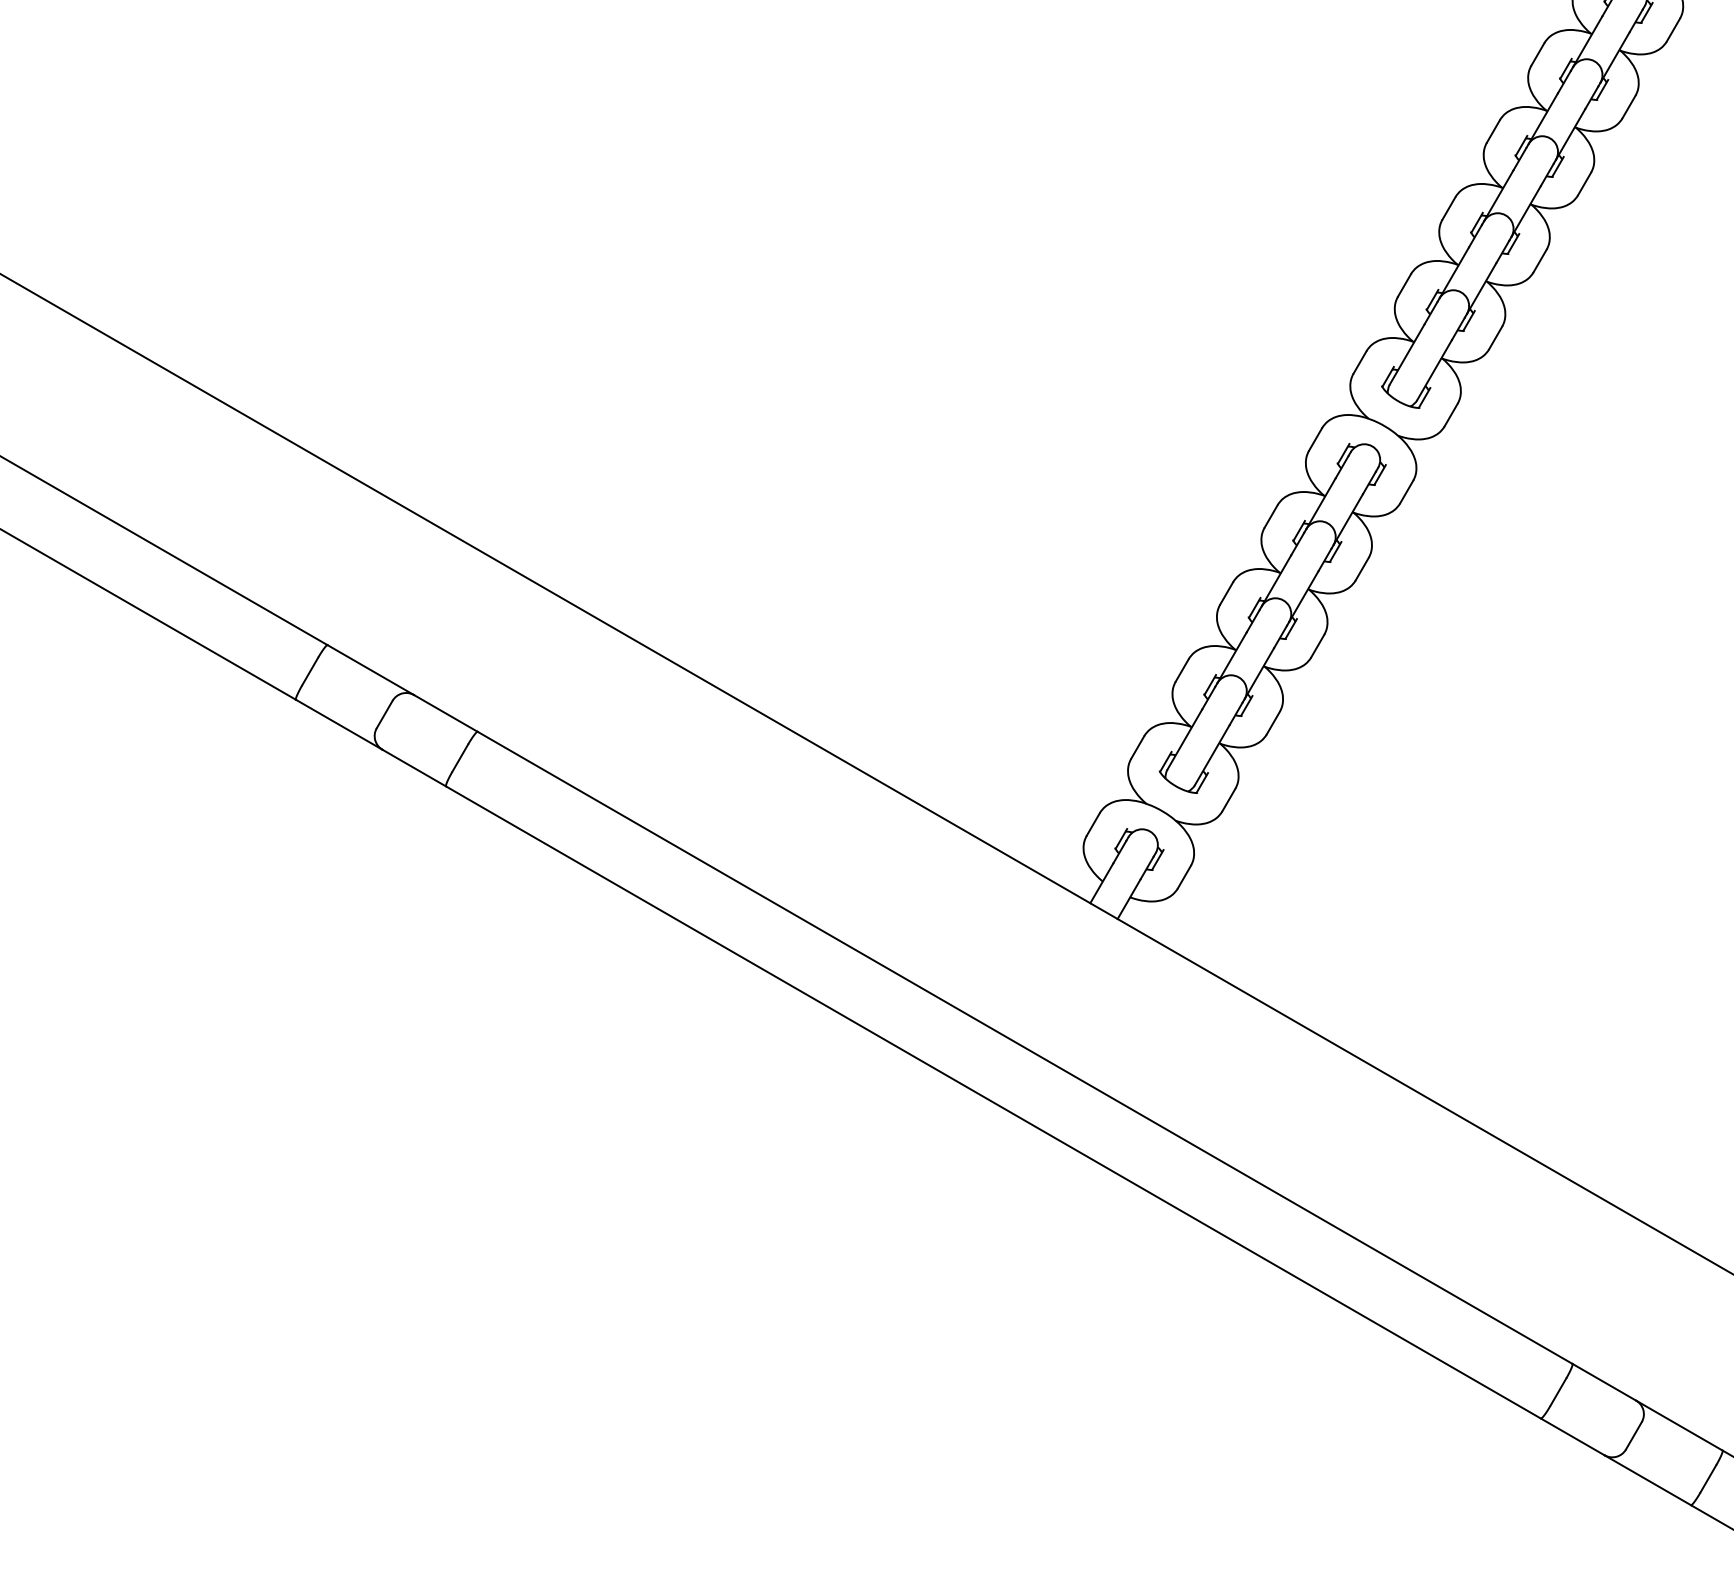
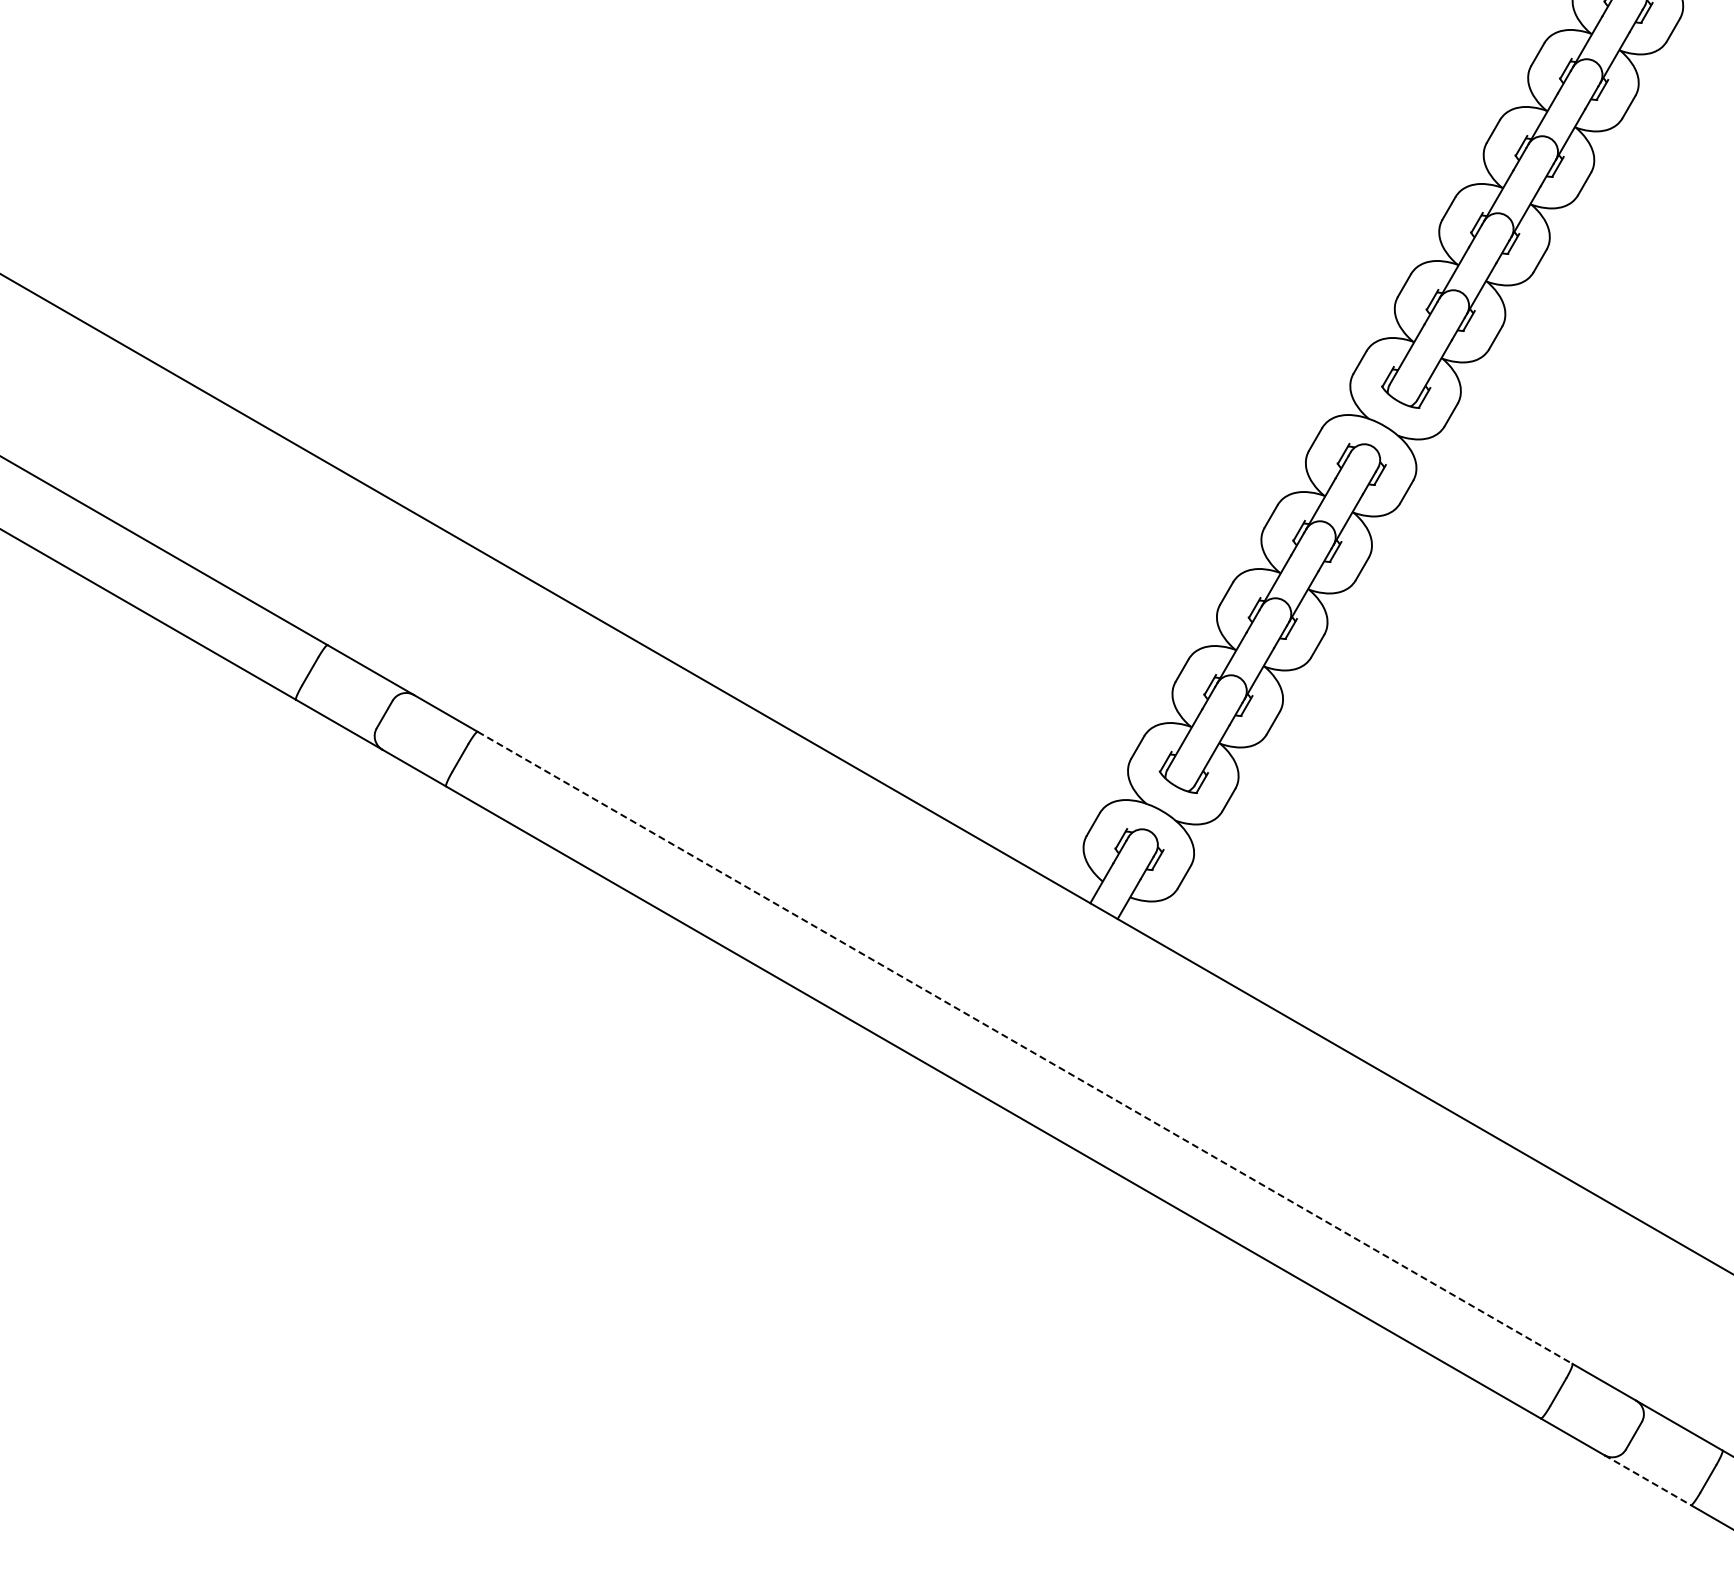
line: solid -> dashed (1025, 1048)
line: solid -> dashed (1648, 1480)
